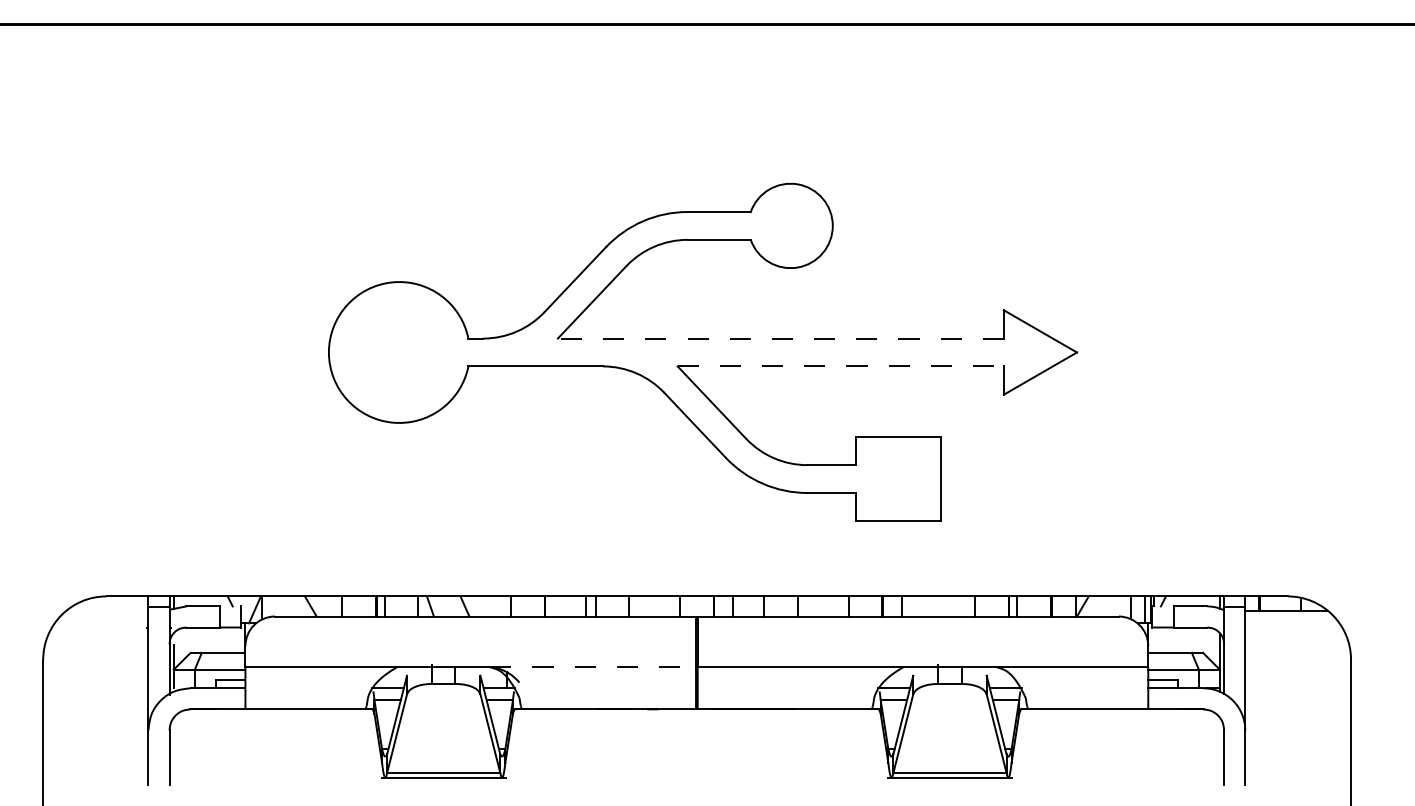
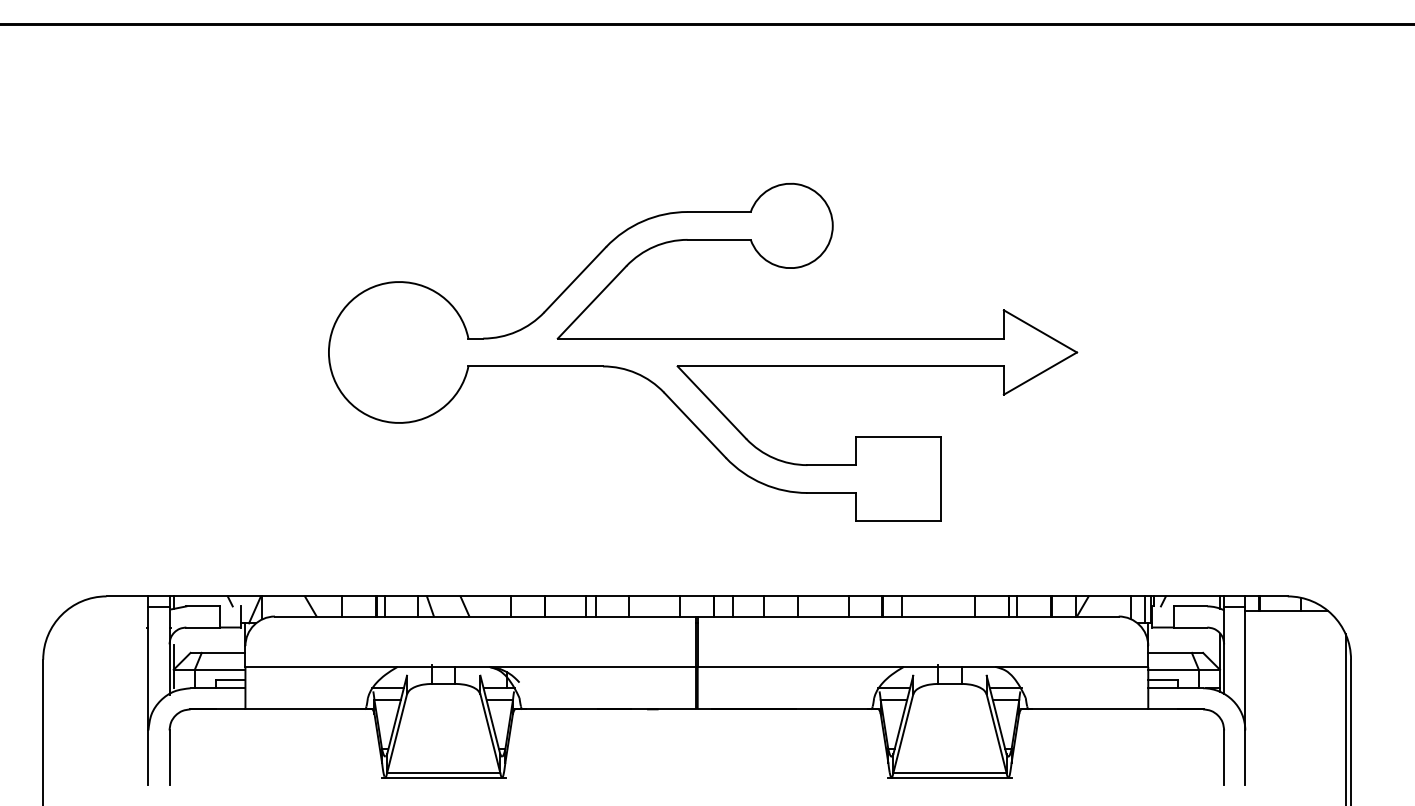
line: dashed -> solid (780, 338)
line: dashed -> solid (841, 366)
line: dashed -> solid (593, 667)
line: none -> present (1345, 718)
